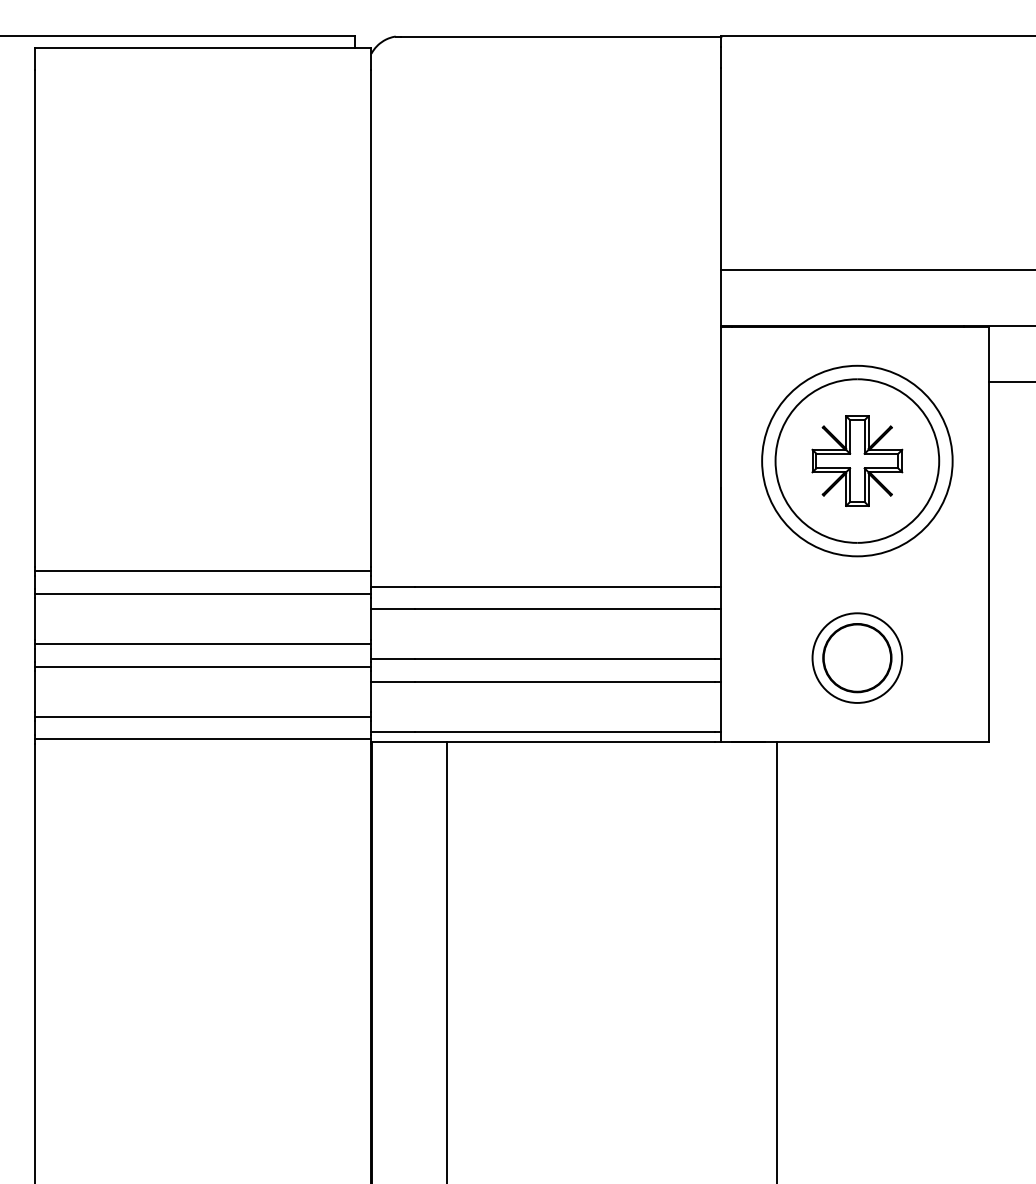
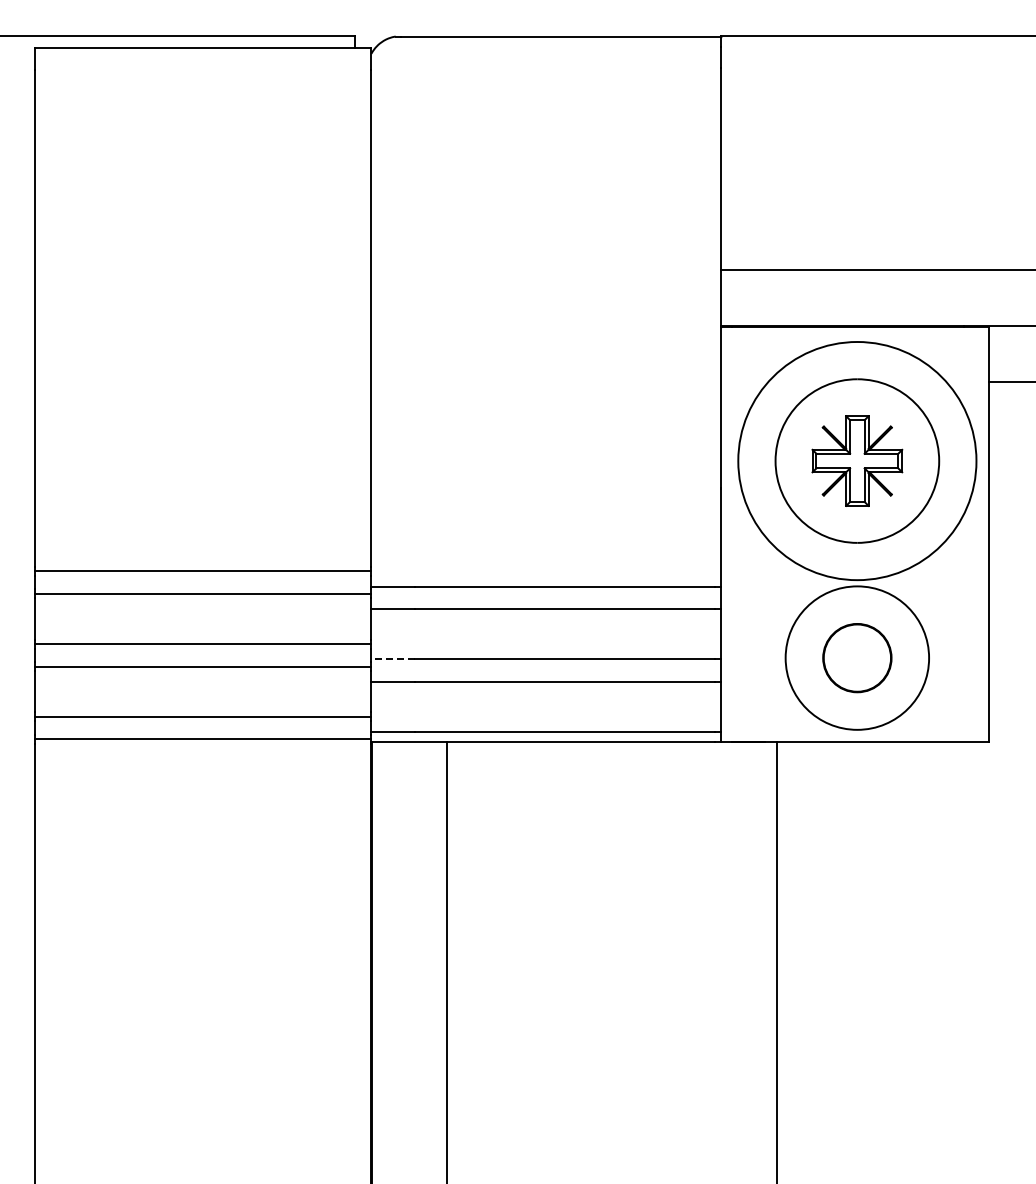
circle diameter: 191 px -> 238 px (857, 461)
circle diameter: 90 px -> 143 px (857, 657)
line: solid -> dashed (393, 659)
